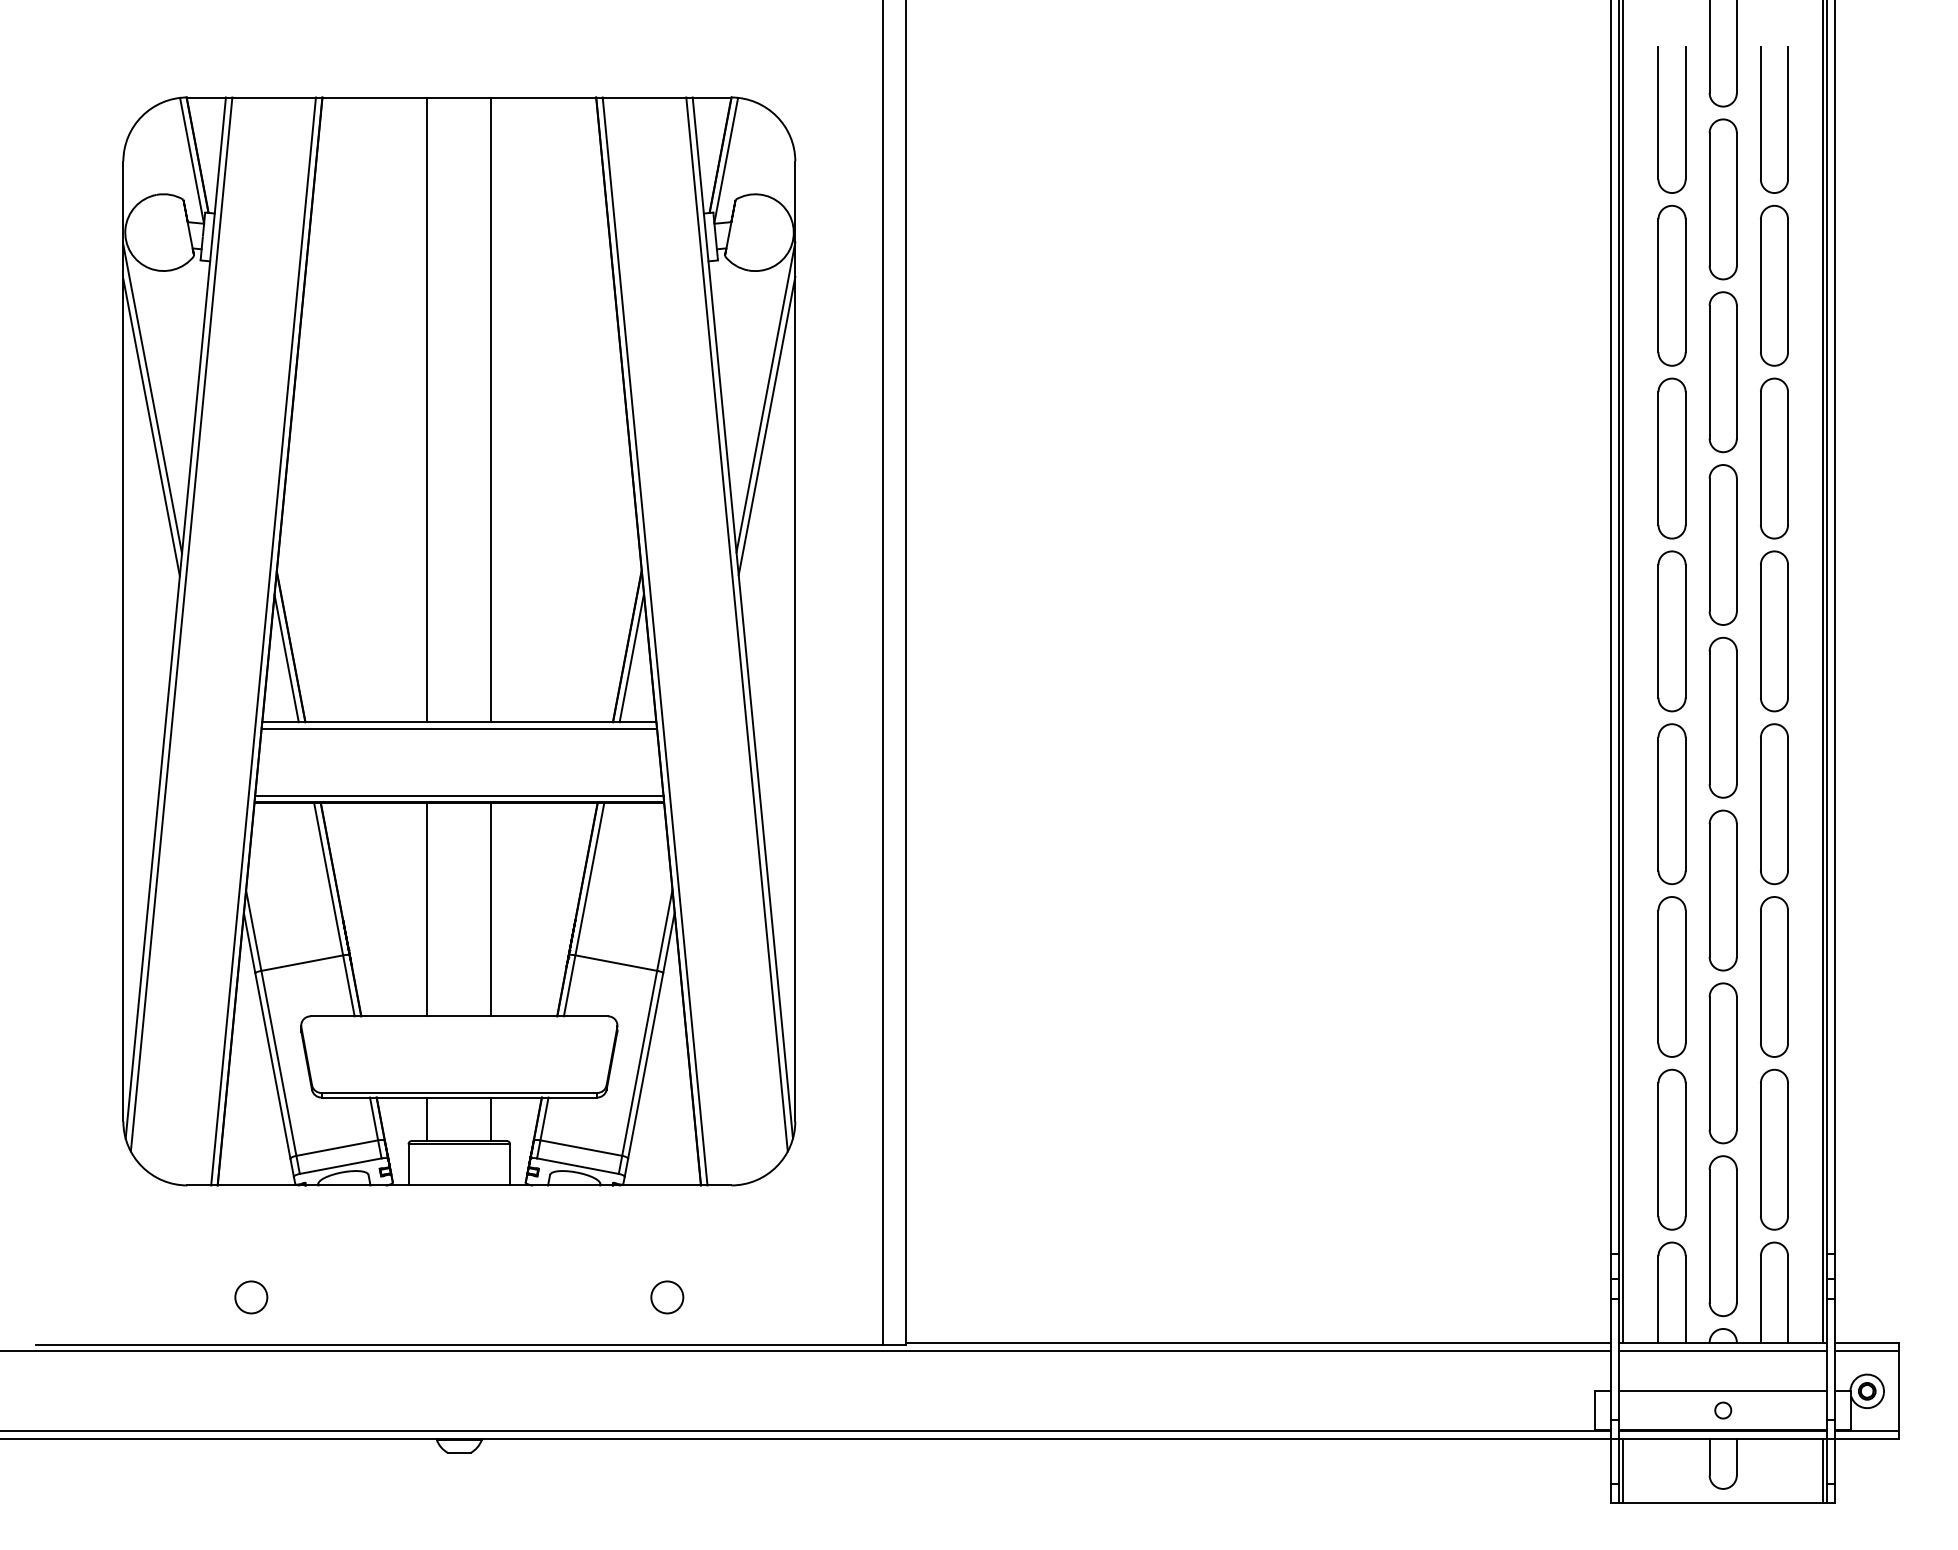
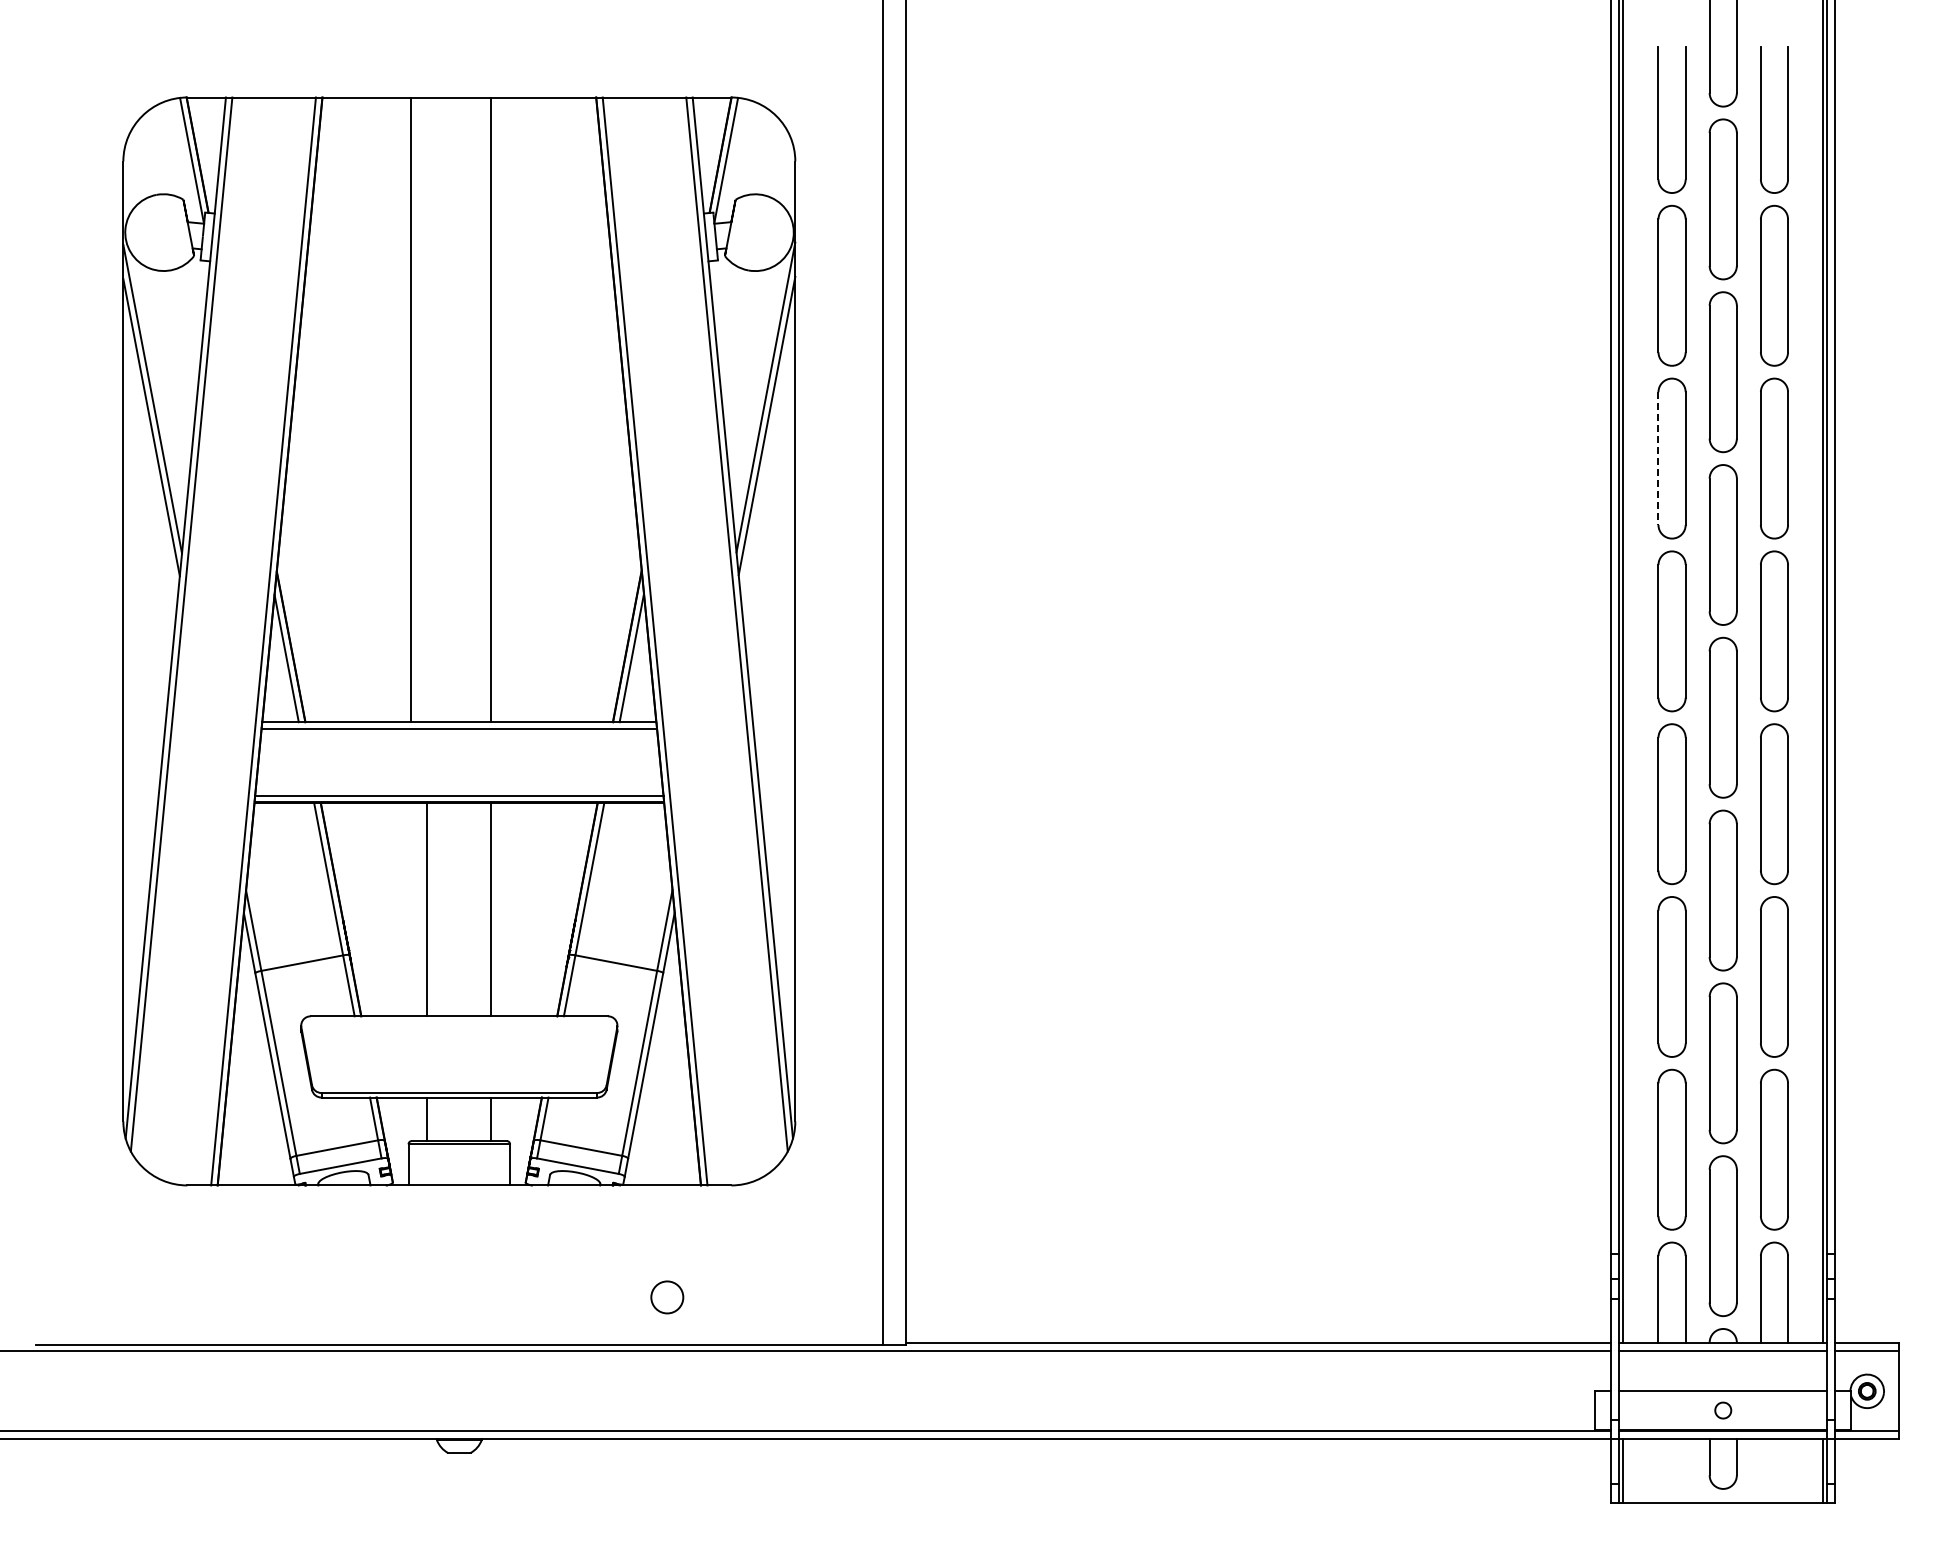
line position: (427, 409) -> (411, 409) (411, 409)
line: solid -> dashed (1658, 459)
circle: present -> none (251, 1297)
